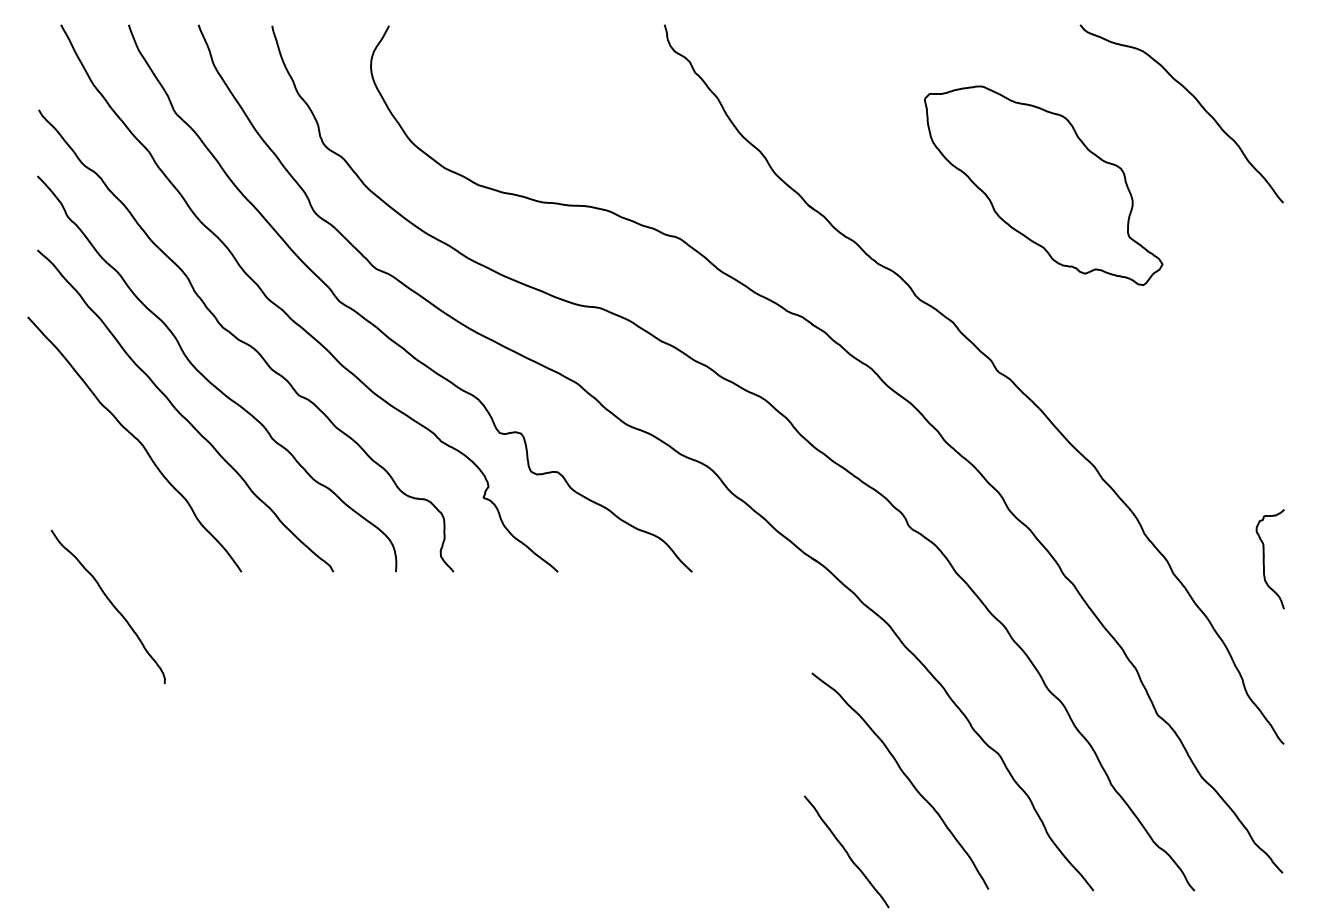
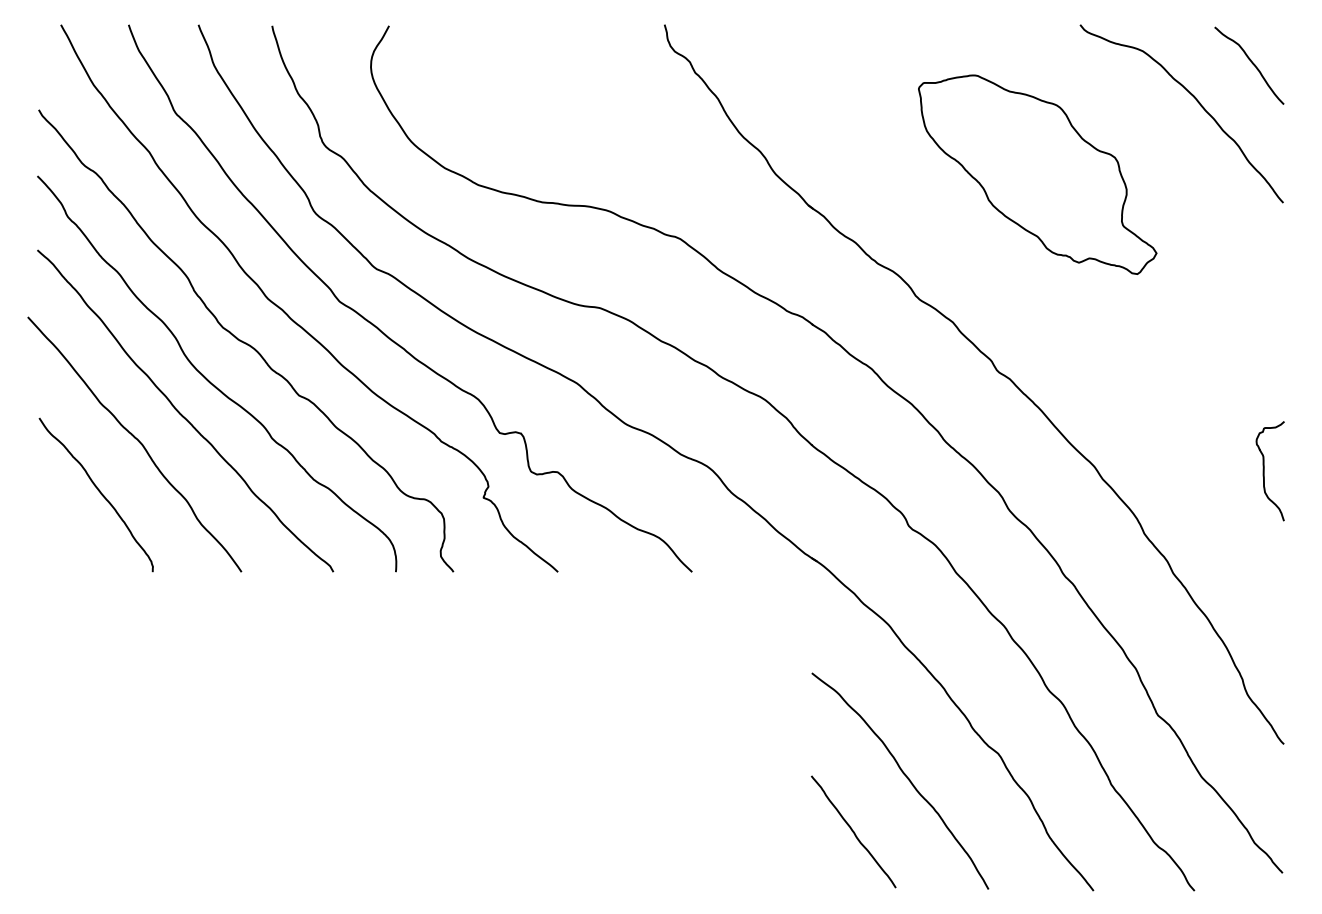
curve: none -> present (1251, 63)
part position: (1043, 185) -> (1037, 174) (1037, 174)
curve position: (1264, 559) -> (1264, 471) (1264, 471)
curve position: (110, 603) -> (98, 491) (98, 491)
curve position: (846, 851) -> (853, 831) (853, 831)
